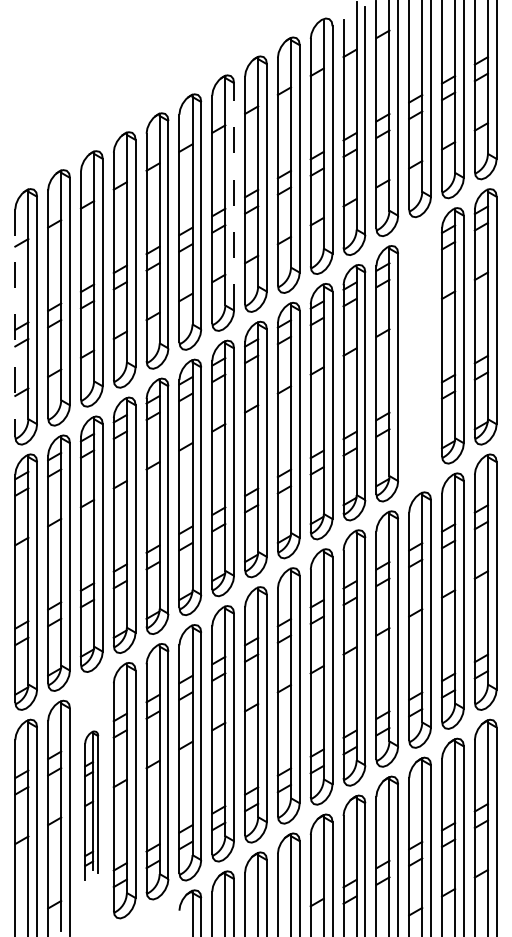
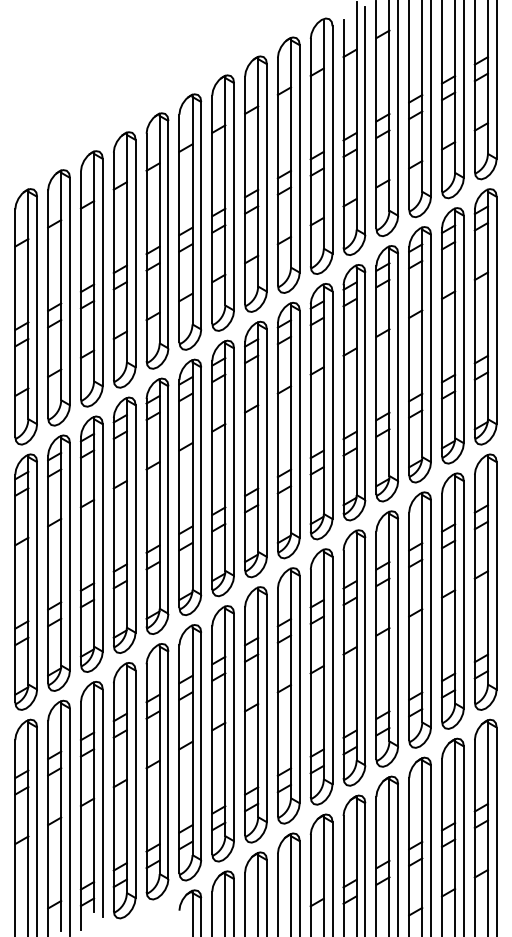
line: dashed -> solid (234, 196)
line: dashed -> solid (15, 323)
part: none -> present (419, 354)
part size: 16x151 px -> 25x250 px (91, 805)
